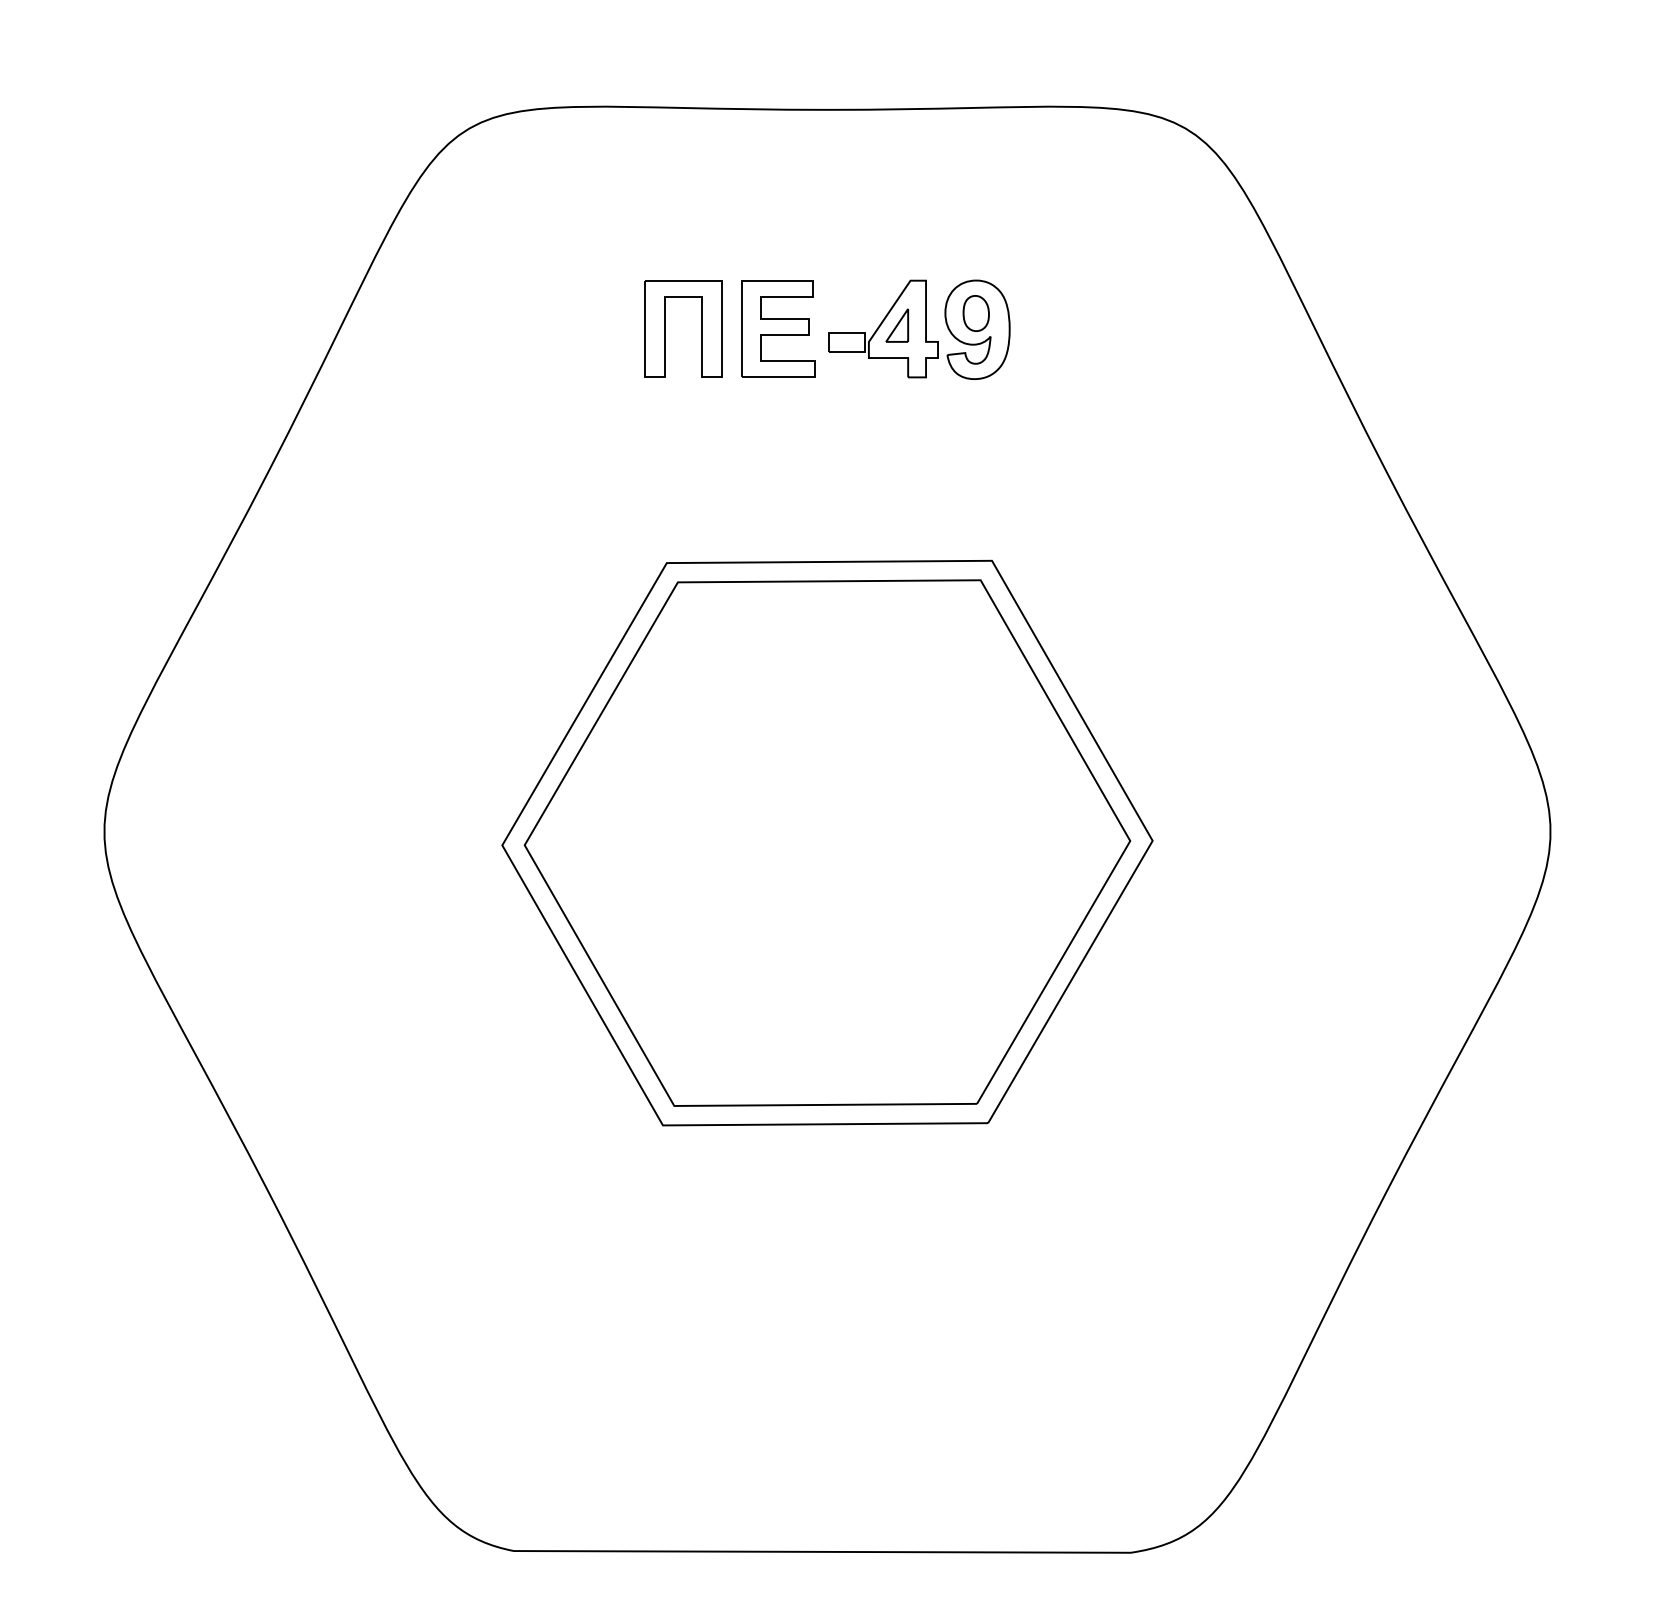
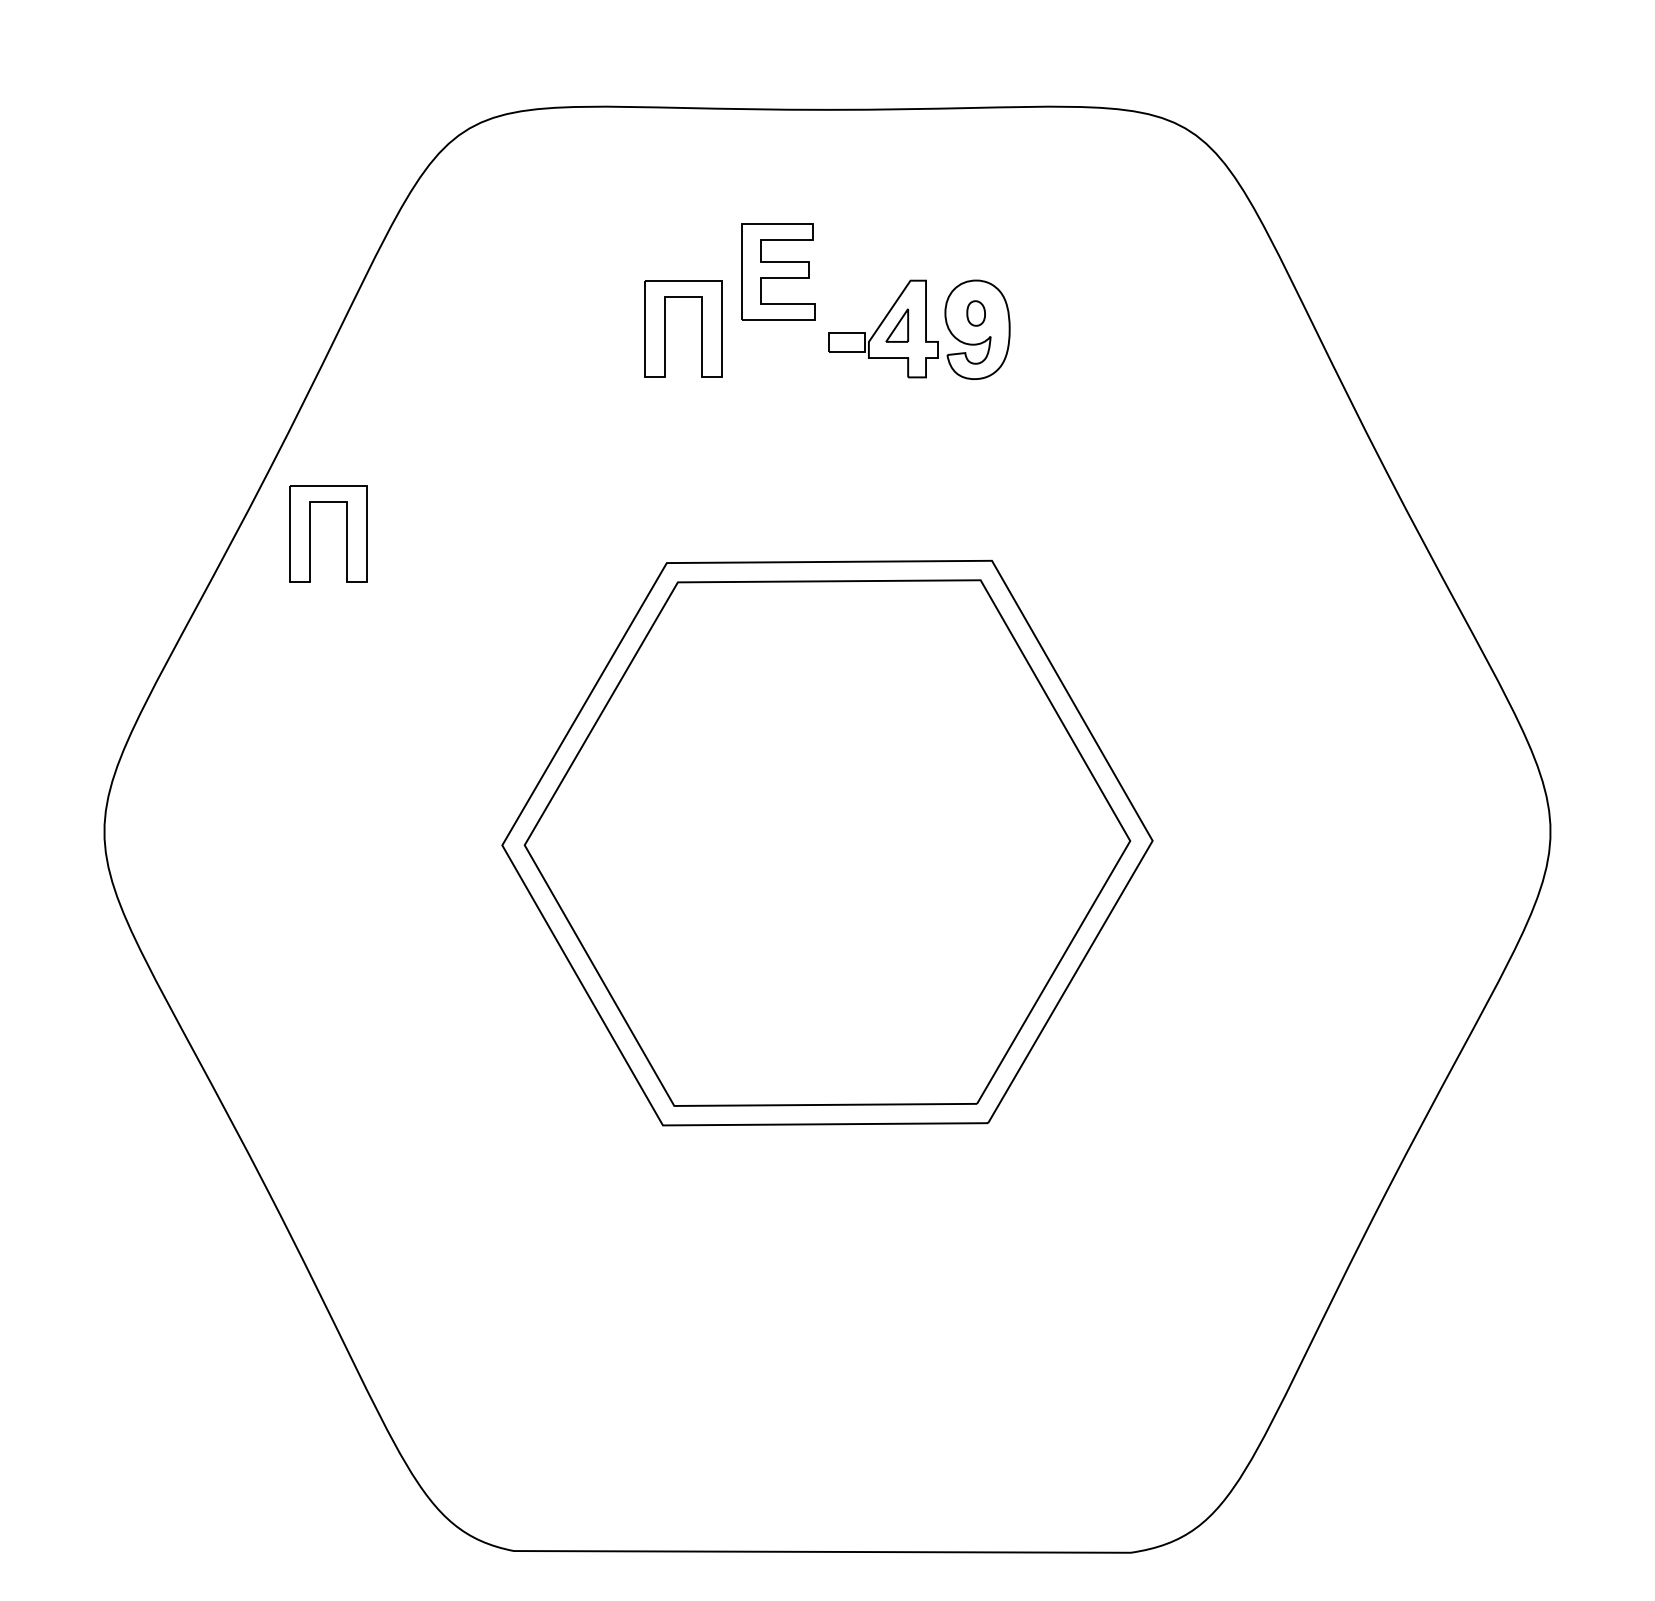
part size: 28x37 px -> 20x27 px (975, 313)
part position: (778, 328) -> (778, 271) (778, 271)
part: none -> present (310, 533)
